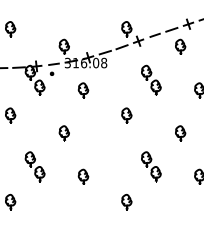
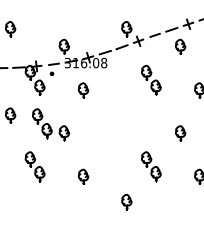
part: present -> none (126, 115)
part: none -> present (42, 123)
part: present -> none (10, 201)
